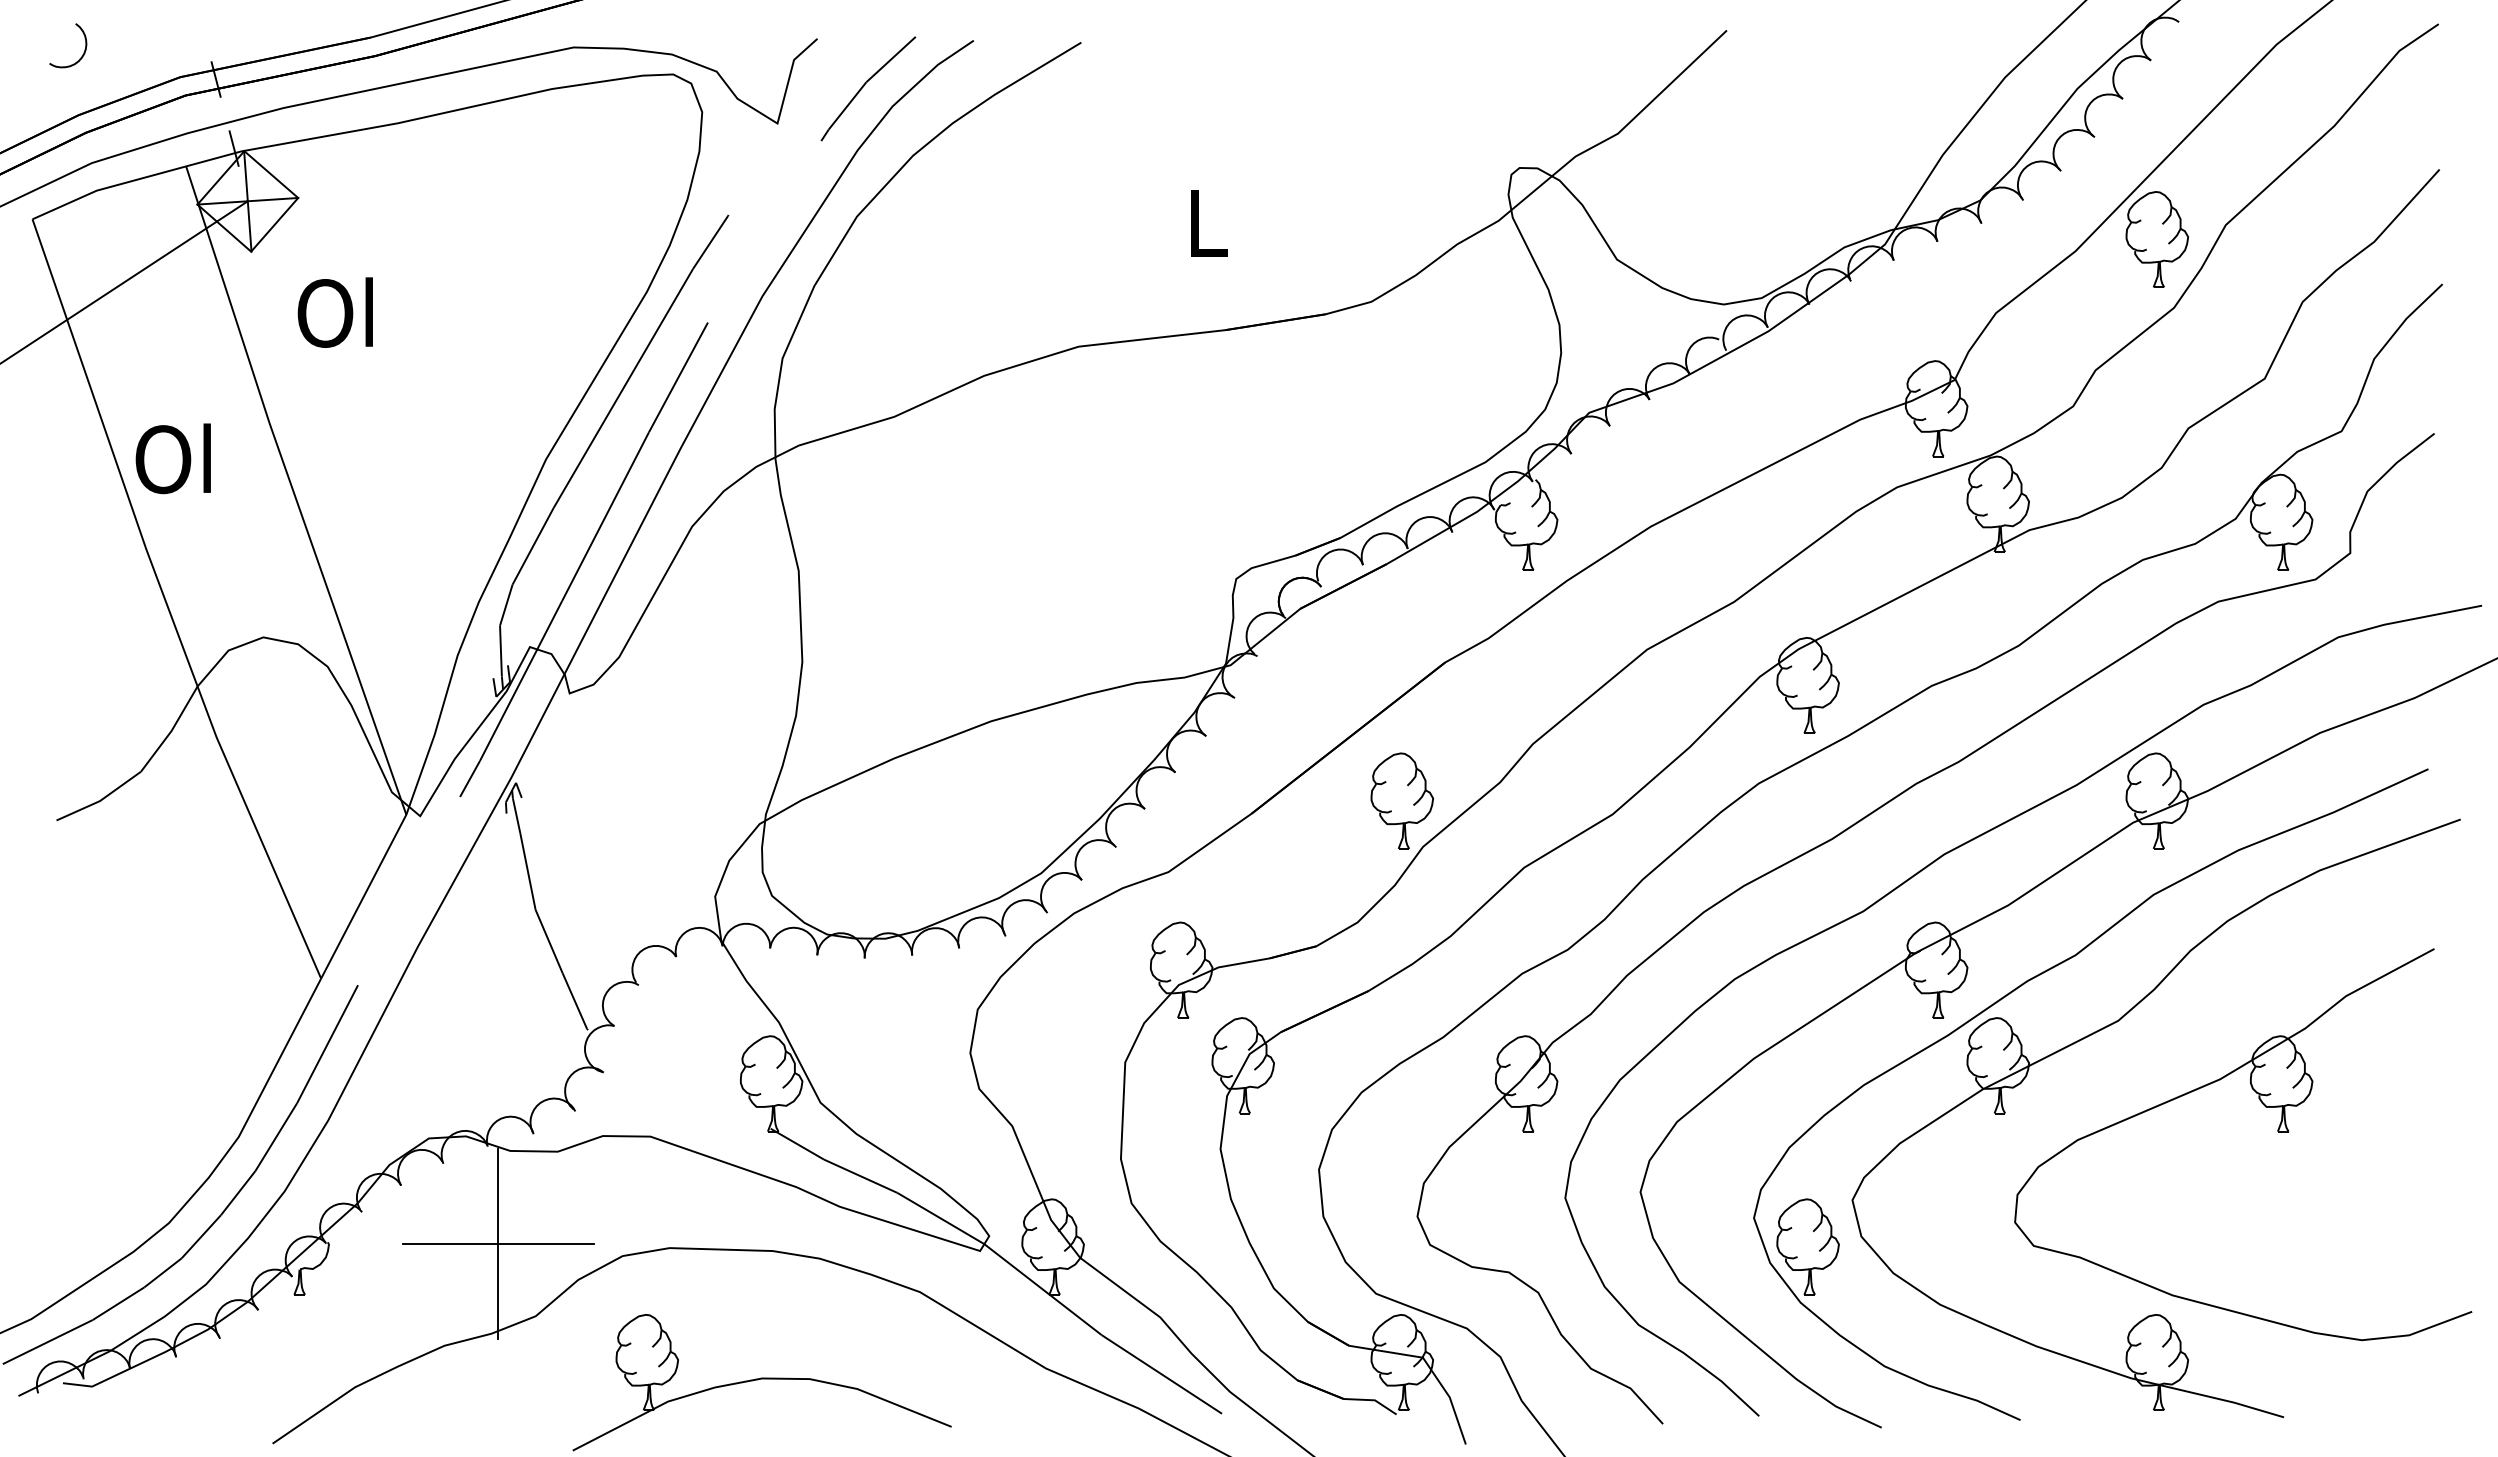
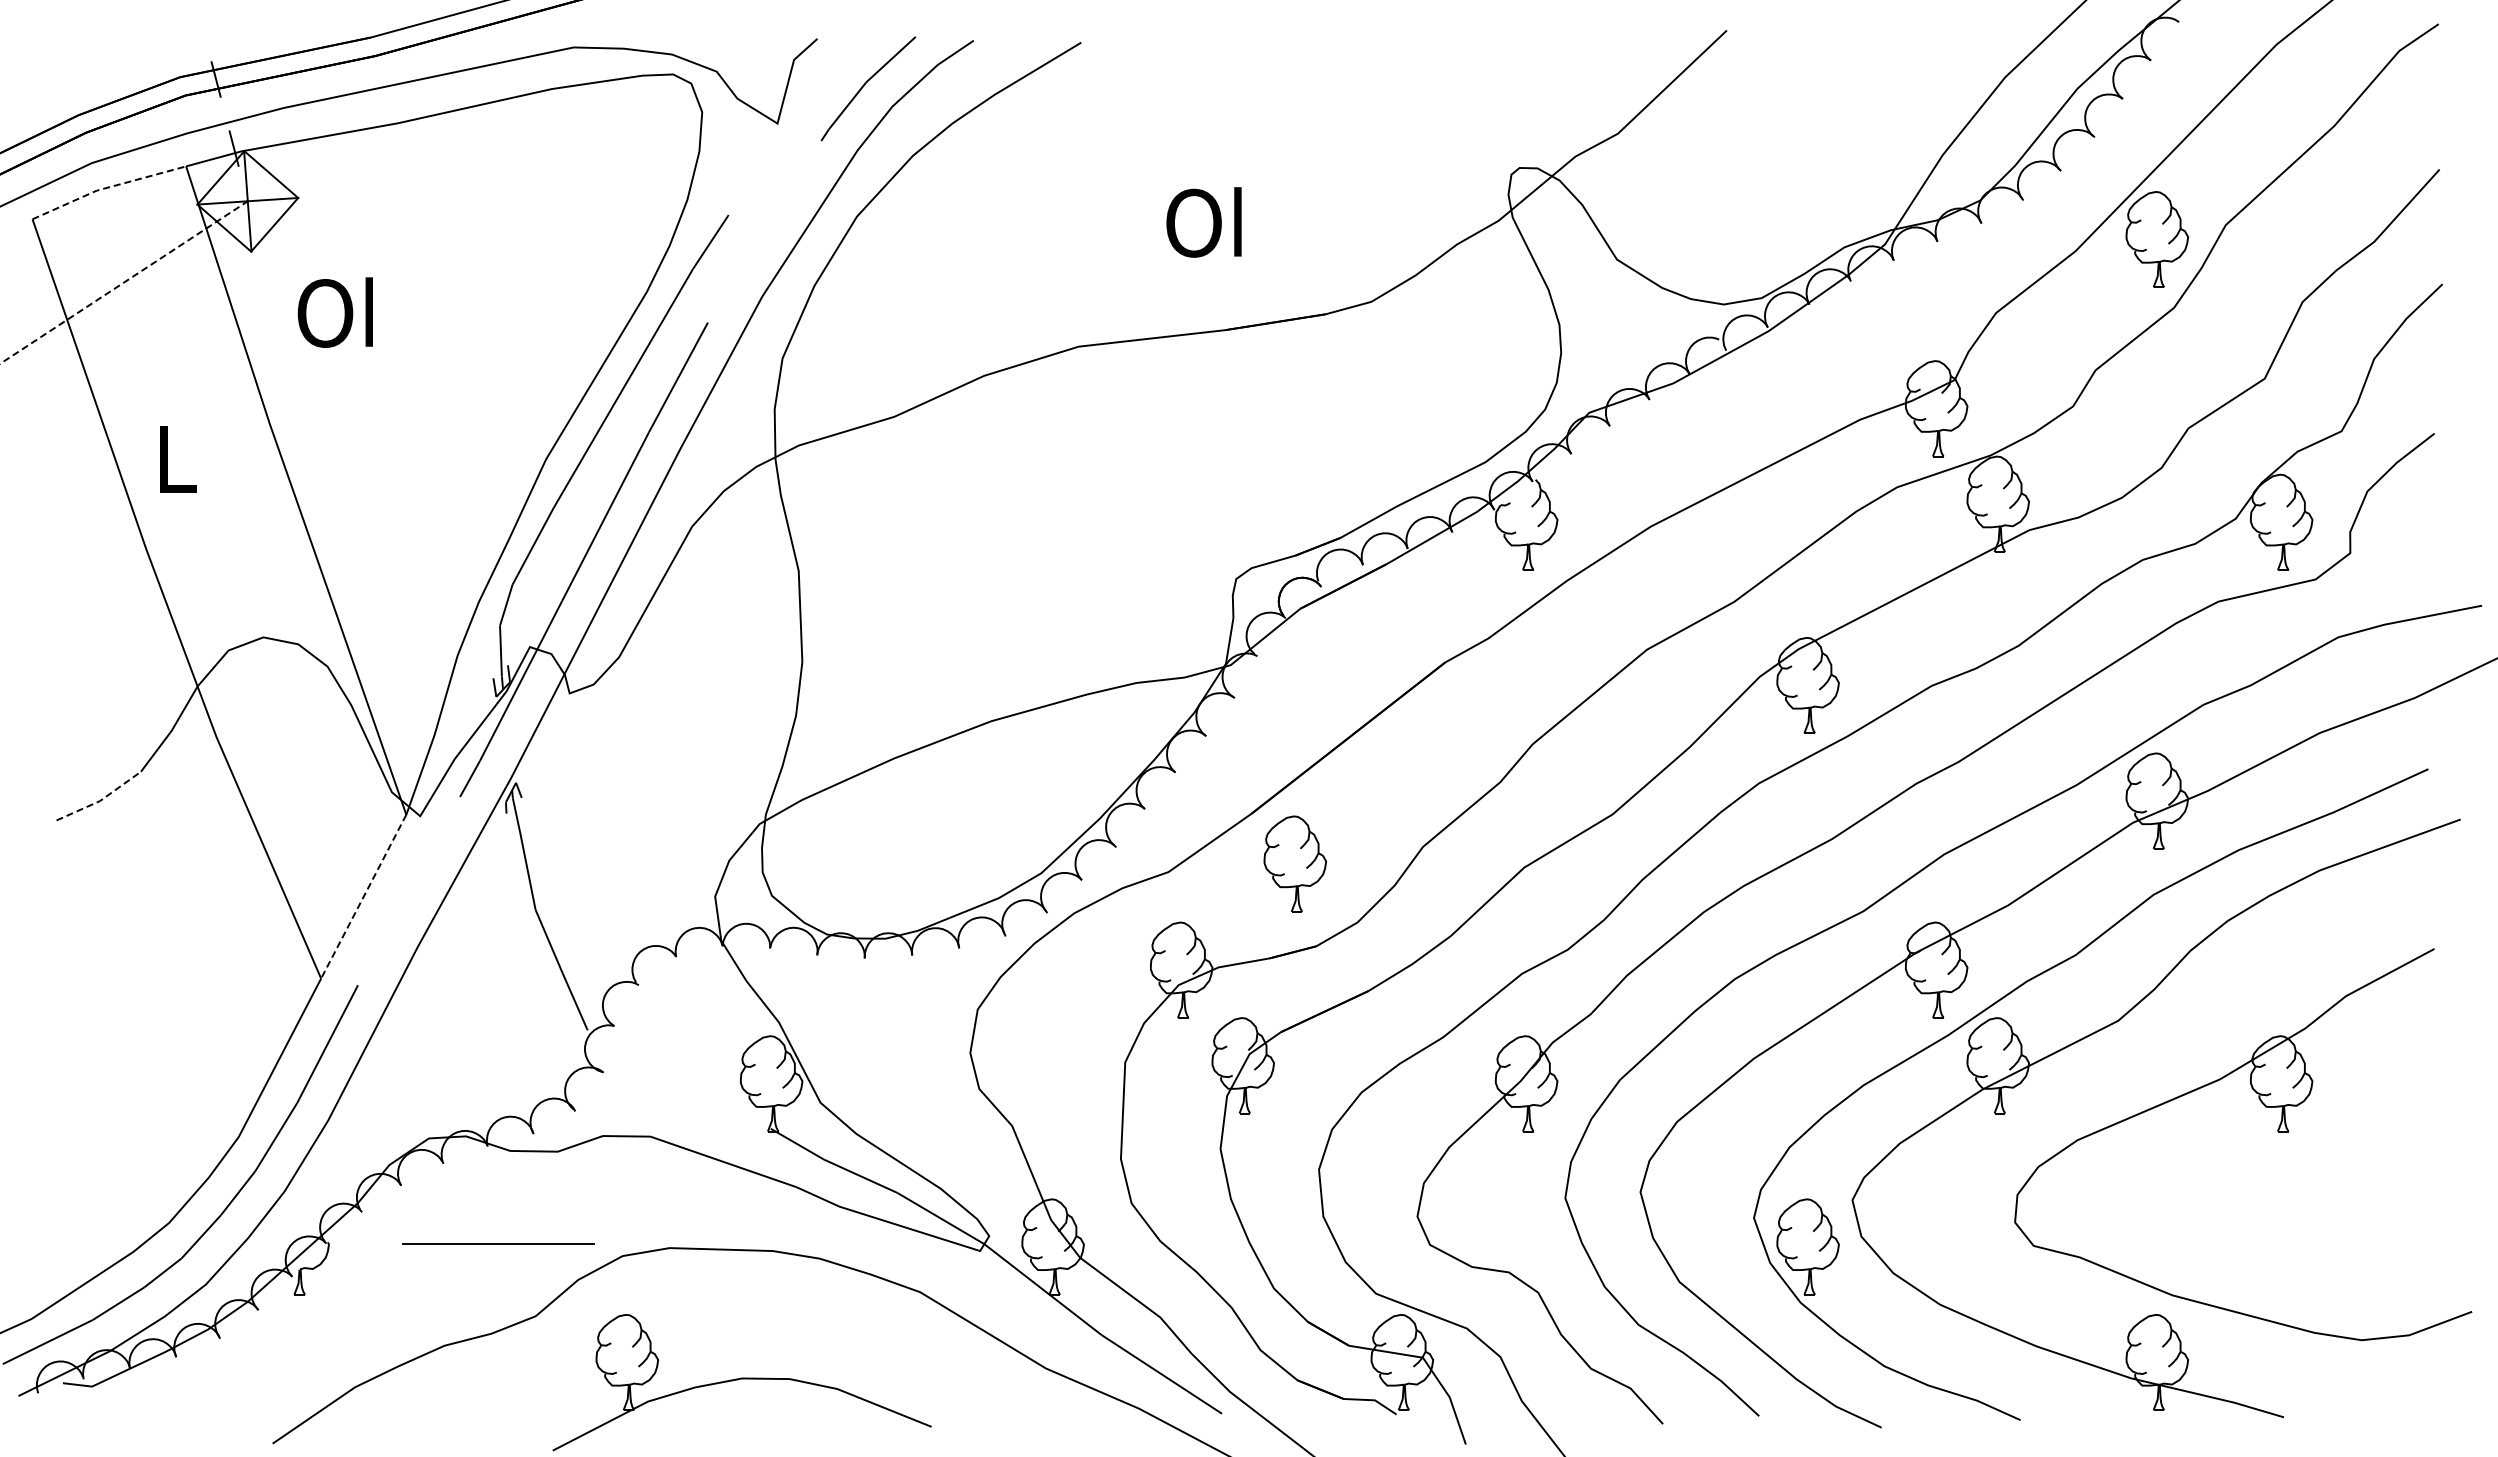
curve: present -> none (84, 49)
line: solid -> dashed (107, 187)
text: L -> Ol (1203, 222)
line: solid -> dashed (124, 281)
text: Ol -> L (172, 458)
line: solid -> dashed (100, 800)
part position: (1402, 800) -> (1295, 863) (1295, 863)
line: solid -> dashed (363, 897)
line: present -> none (498, 1243)
part position: (761, 1382) -> (741, 1382) (741, 1382)
